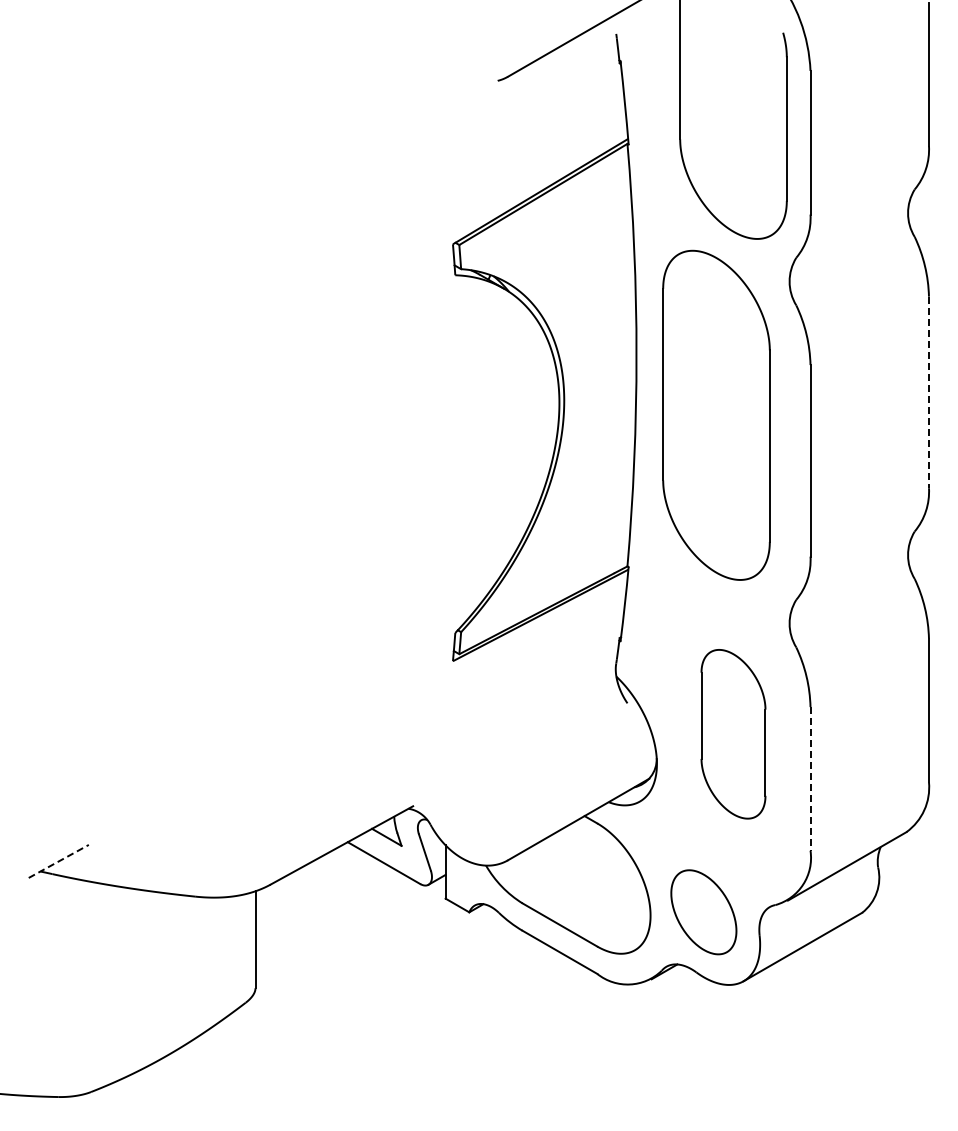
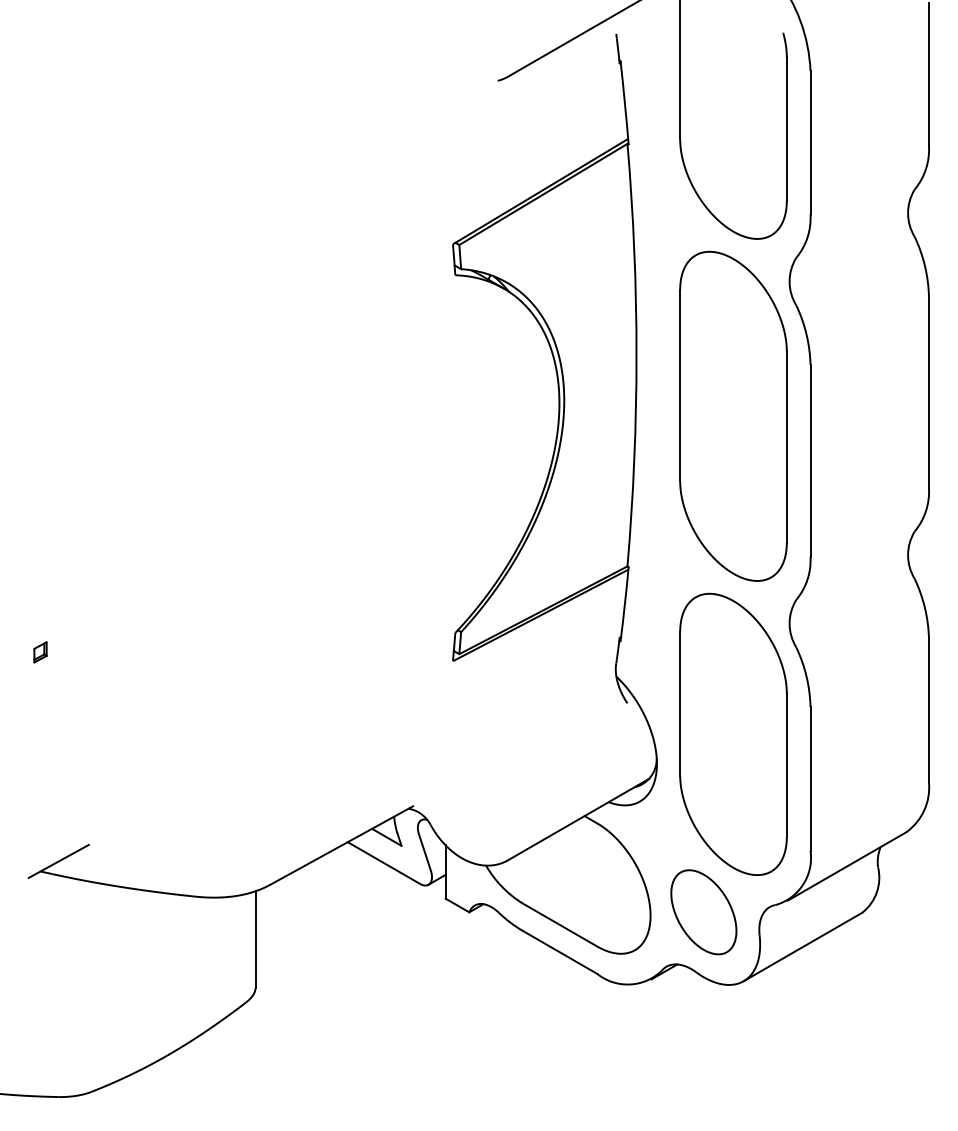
line: dashed -> solid (928, 392)
part position: (716, 414) -> (733, 415) (733, 415)
part: none -> present (40, 652)
part size: 67x171 px -> 109x284 px (733, 733)
line: dashed -> solid (810, 778)
line: dashed -> solid (59, 861)
